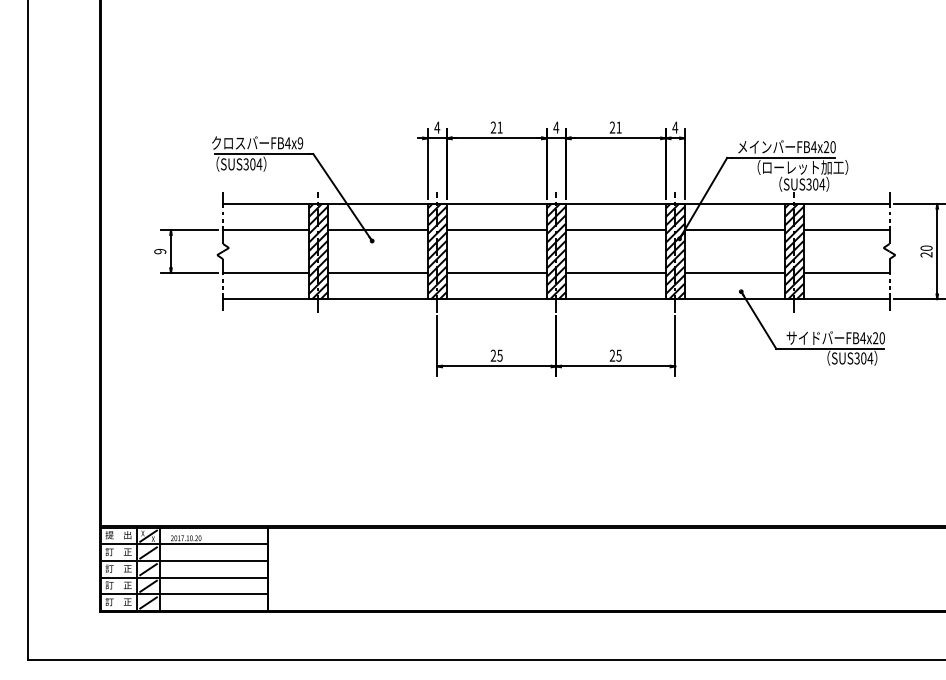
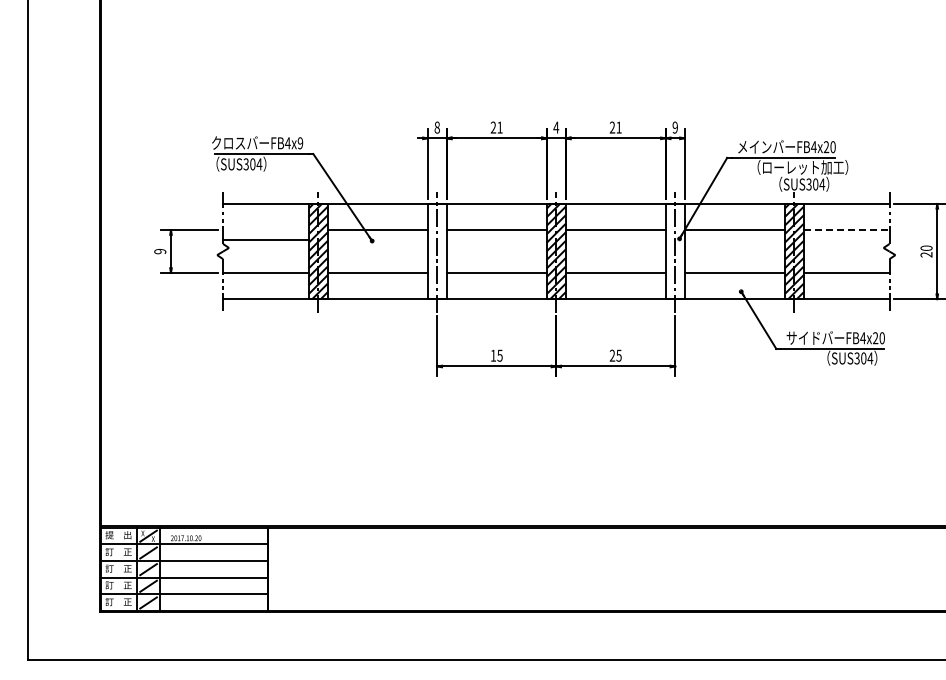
text: 4 -> 8 (437, 127)
text: 4 -> 9 (675, 127)
line position: (265, 230) -> (265, 240) (265, 240)
line: solid -> dashed (846, 230)
hatch: present -> none (436, 251)
hatch: present -> none (674, 251)
text: 25 -> 15 (493, 355)
